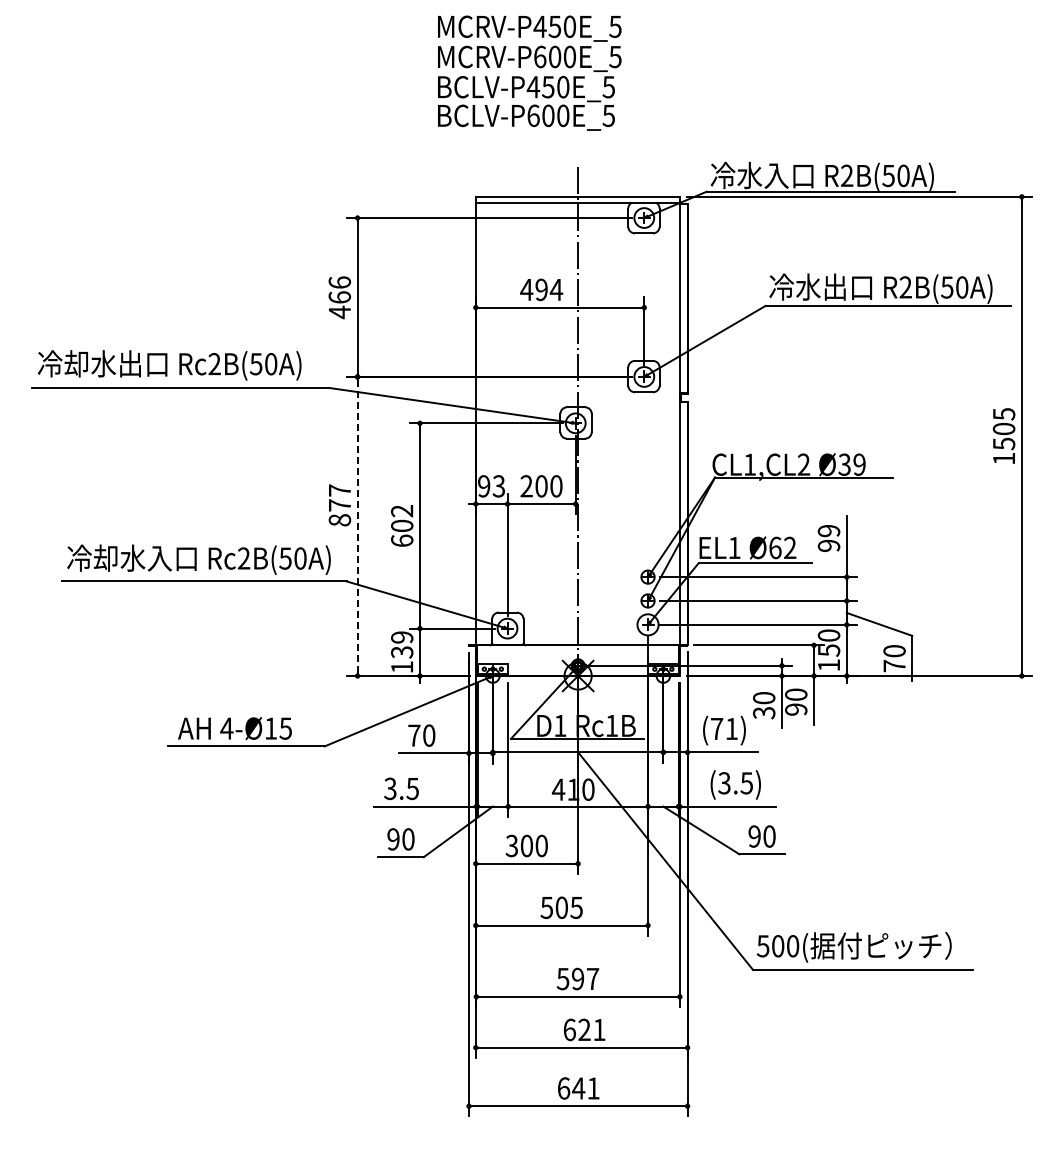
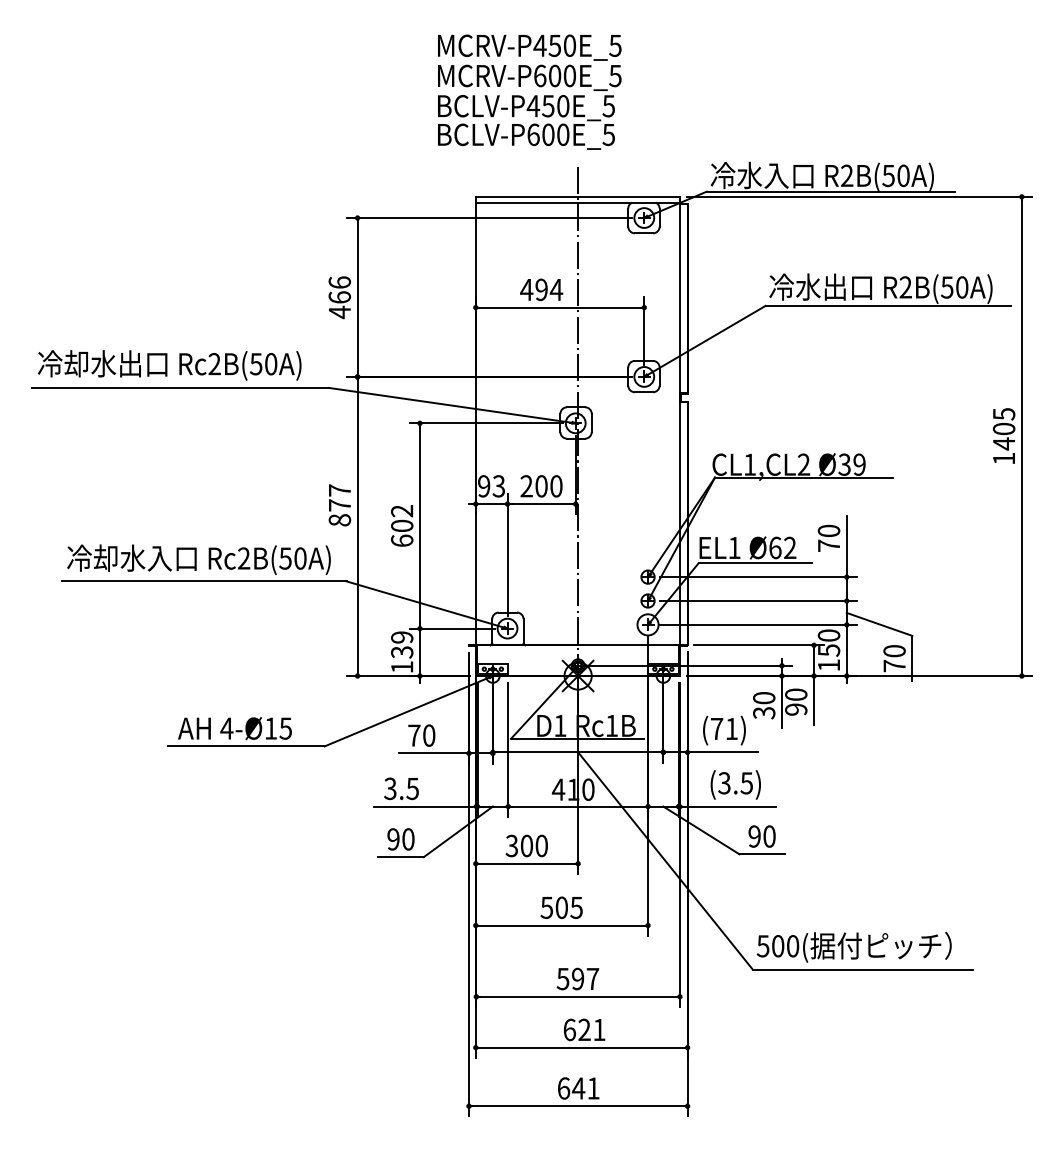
text position: (529, 72) -> (529, 91) (529, 91)
text: 1505 -> 1405 (1004, 443)
line: dashed -> solid (357, 525)
text: 99 -> 70 (828, 537)
